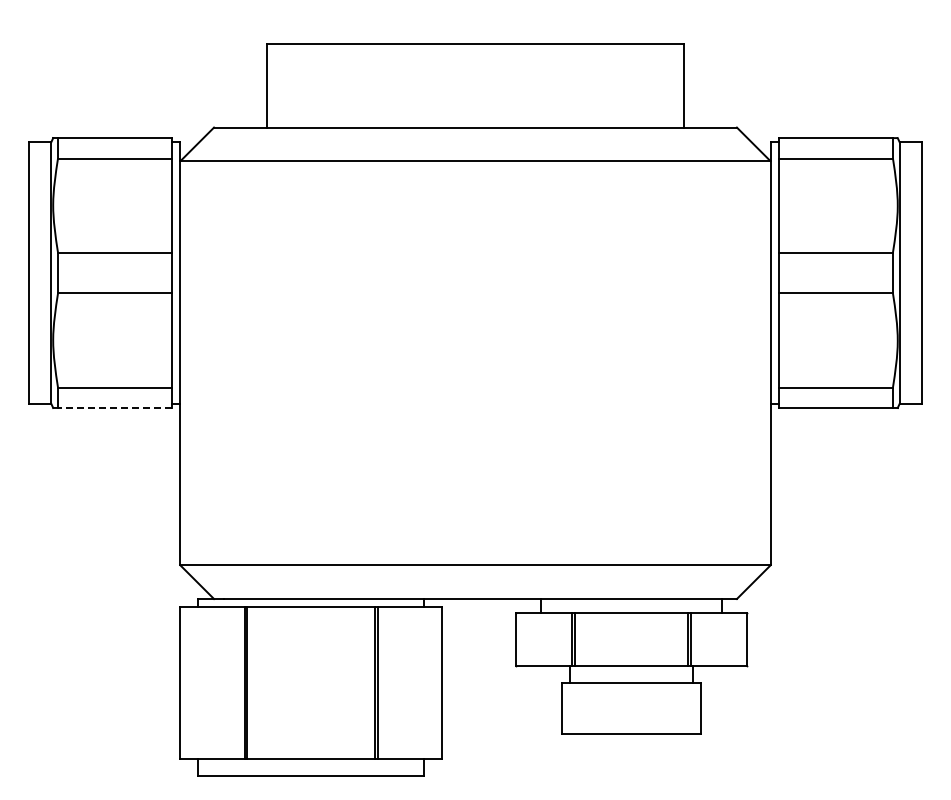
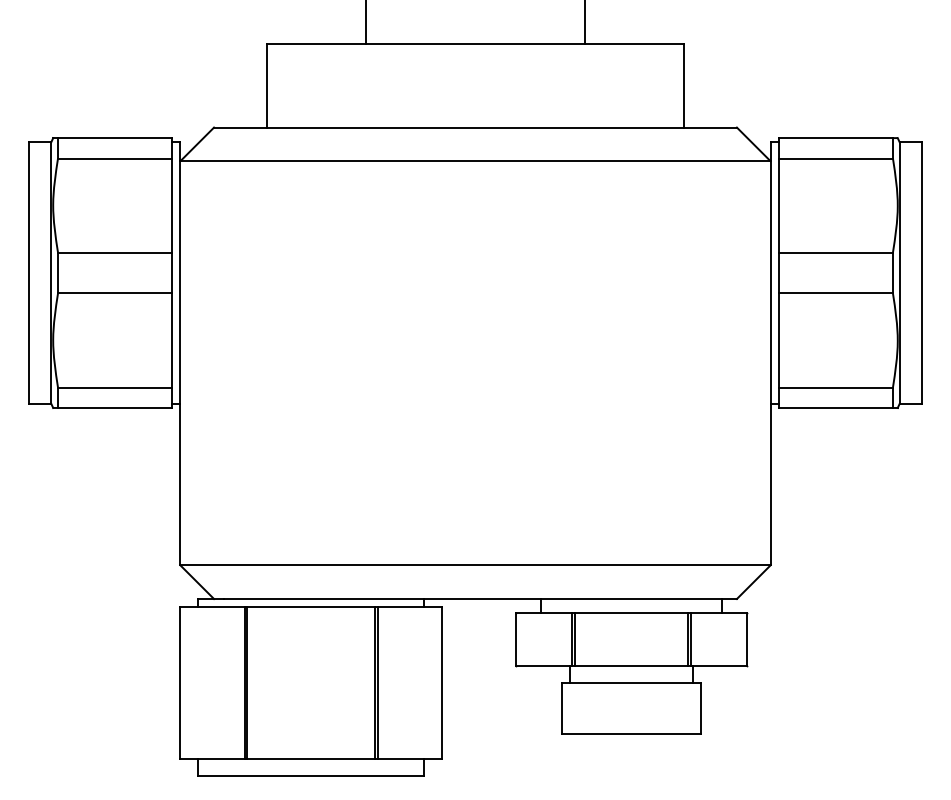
line: none -> present (365, 23)
line: none -> present (585, 23)
line: dashed -> solid (114, 407)
